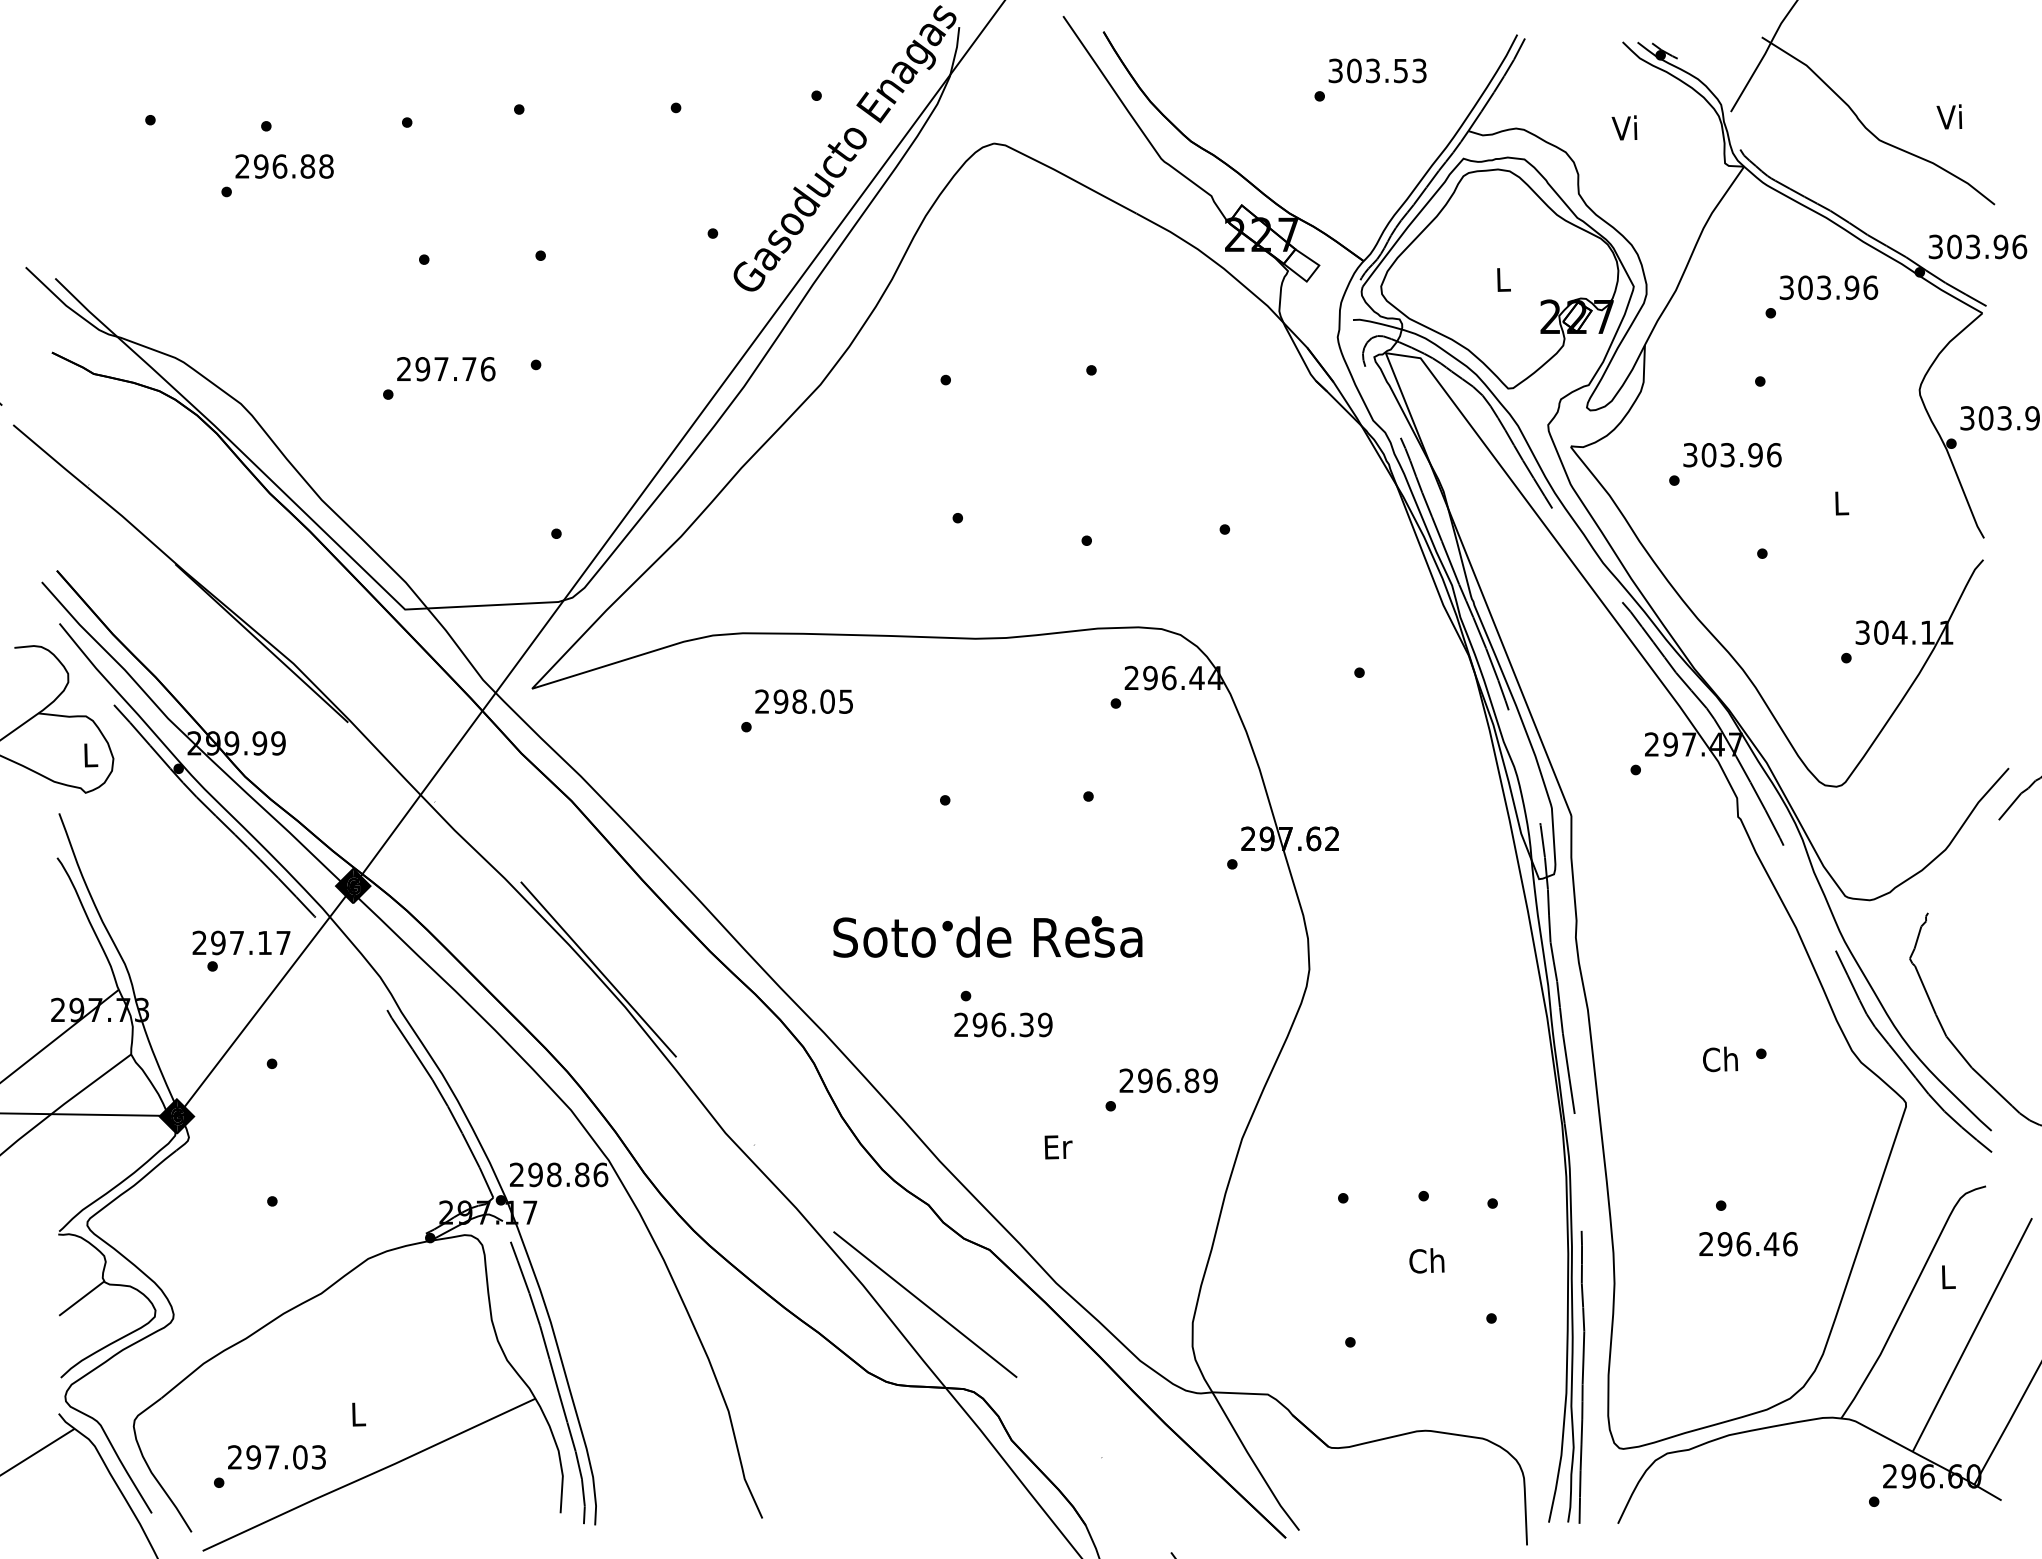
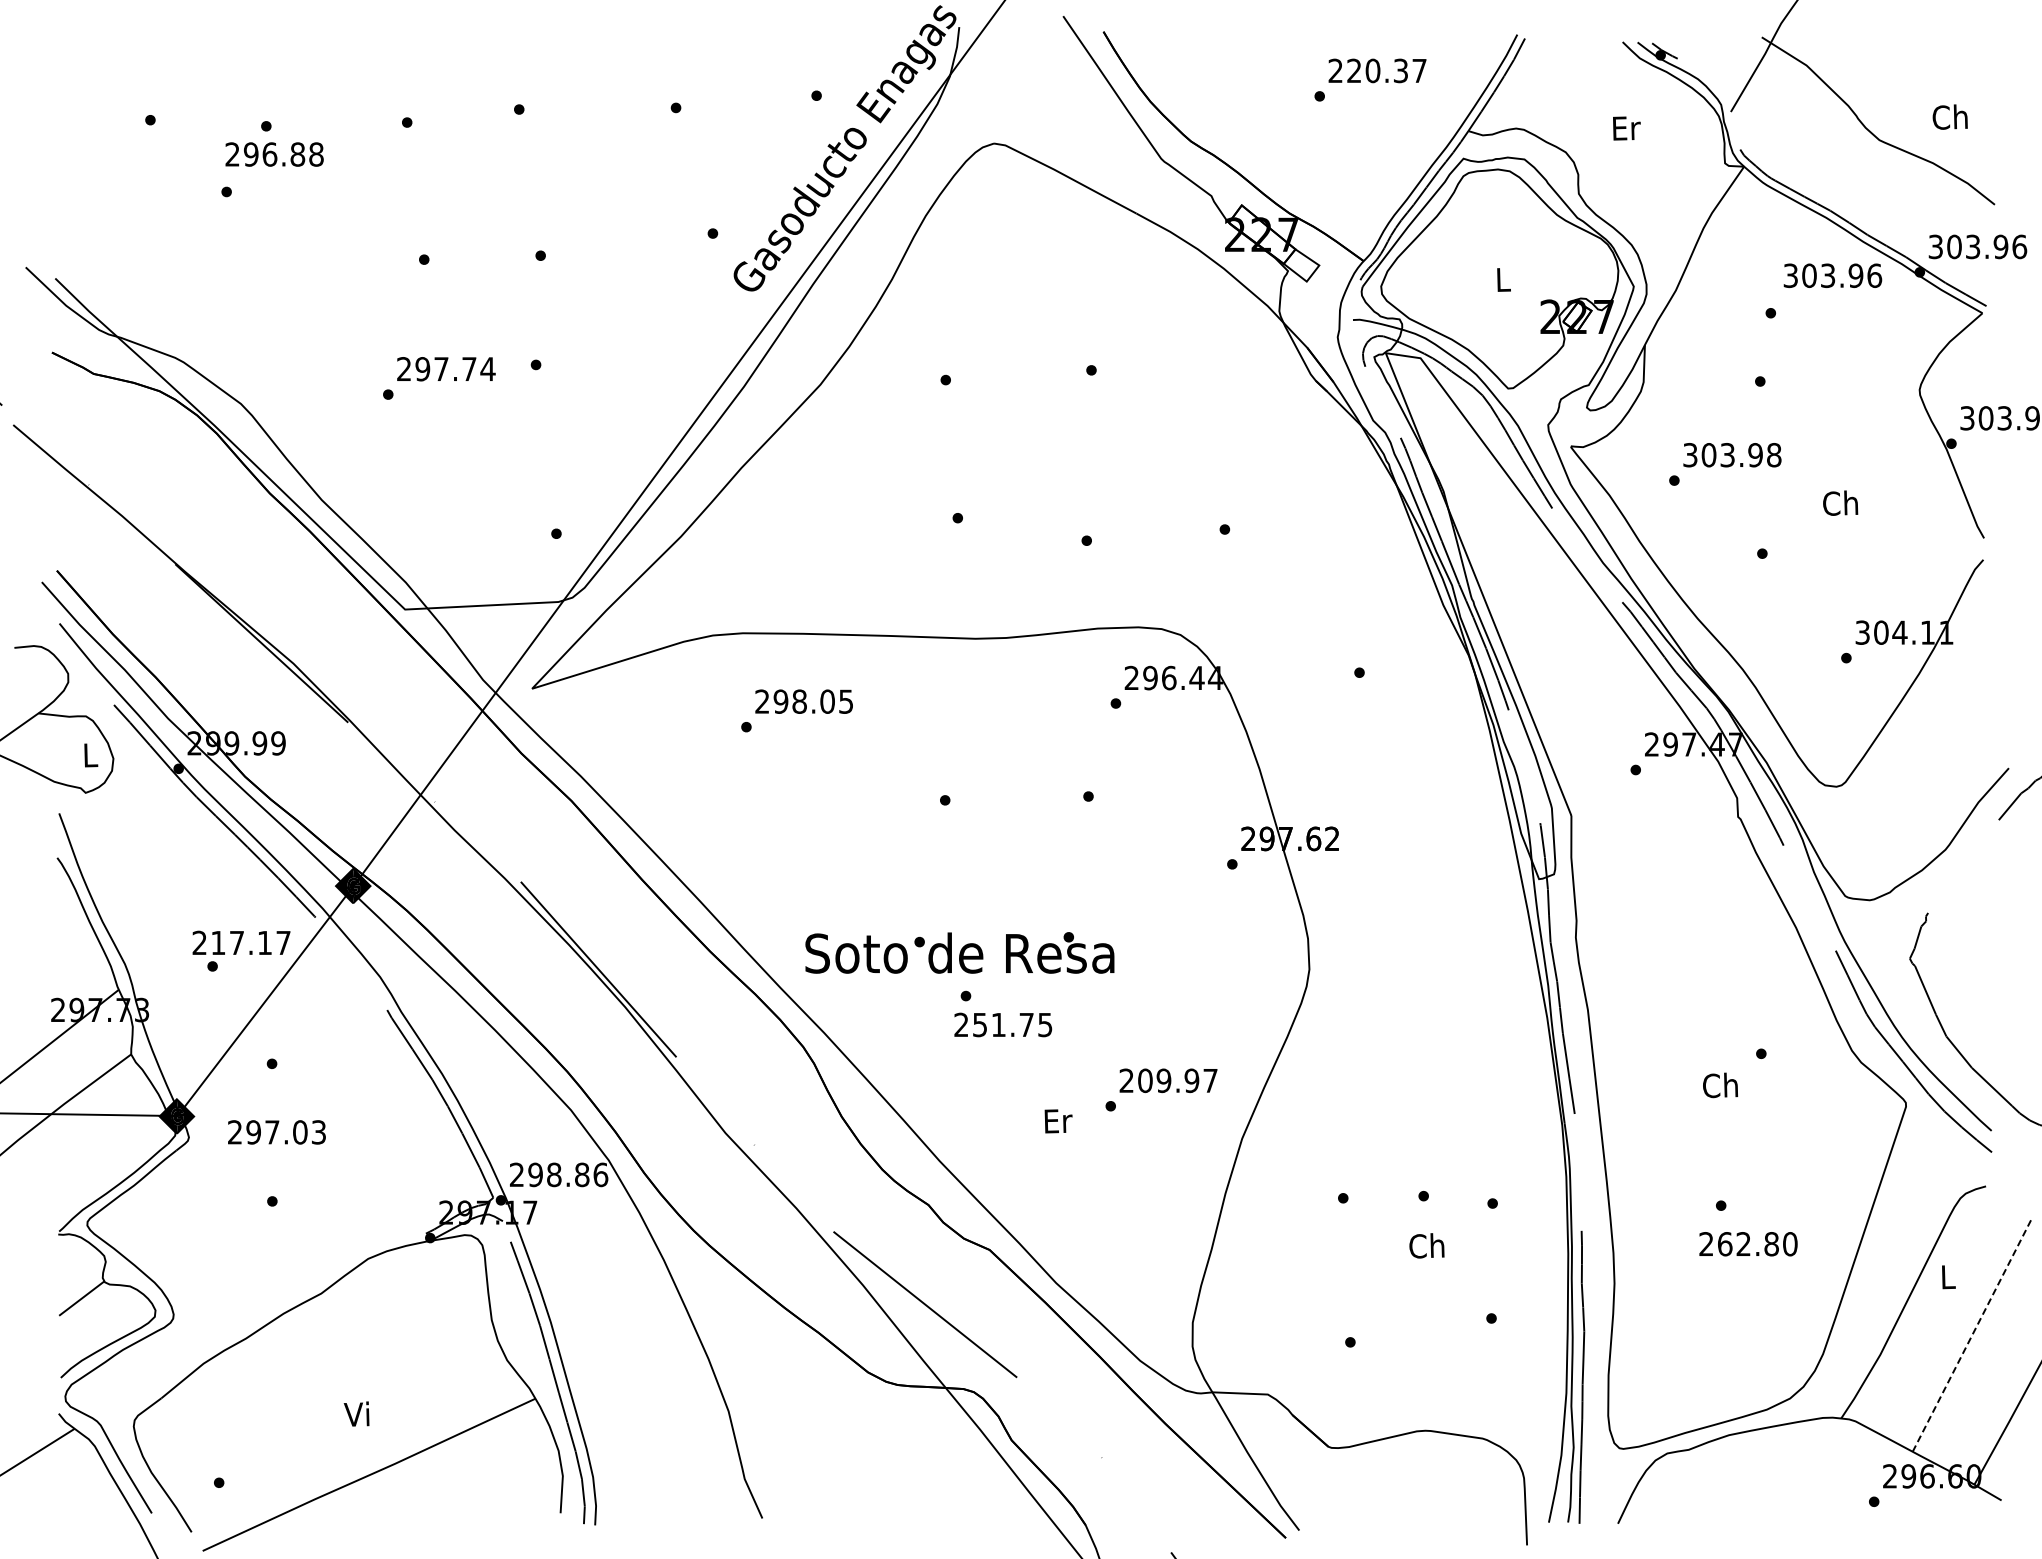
text: 303.53 -> 220.37 (1377, 70)
text: Vi -> Ch (1949, 116)
text: Vi -> Er (1625, 127)
text position: (284, 166) -> (274, 154) (274, 154)
text position: (1828, 287) -> (1832, 275) (1832, 275)
text: 297.76 -> 297.74 (487, 369)
text: 303.96 -> 303.98 (1774, 455)
text: L -> Ch (1840, 502)
text position: (987, 936) -> (959, 952) (959, 952)
text: 297.17 -> 217.17 (218, 942)
text: 296.39 -> 251.75 (1012, 1024)
text position: (1720, 1059) -> (1720, 1085) (1720, 1085)
text: 296.89 -> 209.97 (1177, 1080)
text position: (1058, 1147) -> (1058, 1121) (1058, 1121)
text: 296.46 -> 262.80 (1757, 1244)
text position: (1426, 1260) -> (1426, 1245) (1426, 1245)
line: solid -> dashed (1972, 1334)
text: L -> Vi (356, 1413)
text position: (276, 1457) -> (276, 1132) (276, 1132)
